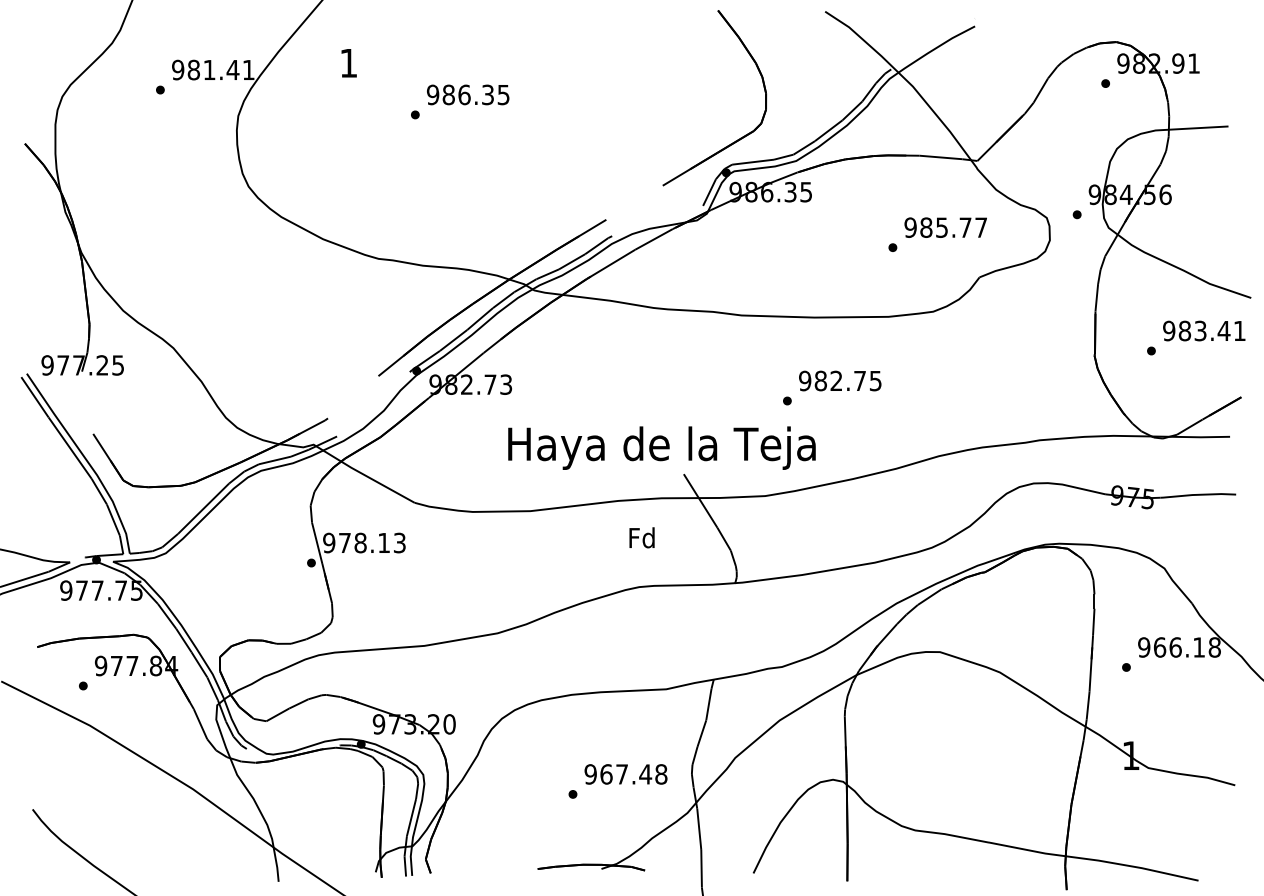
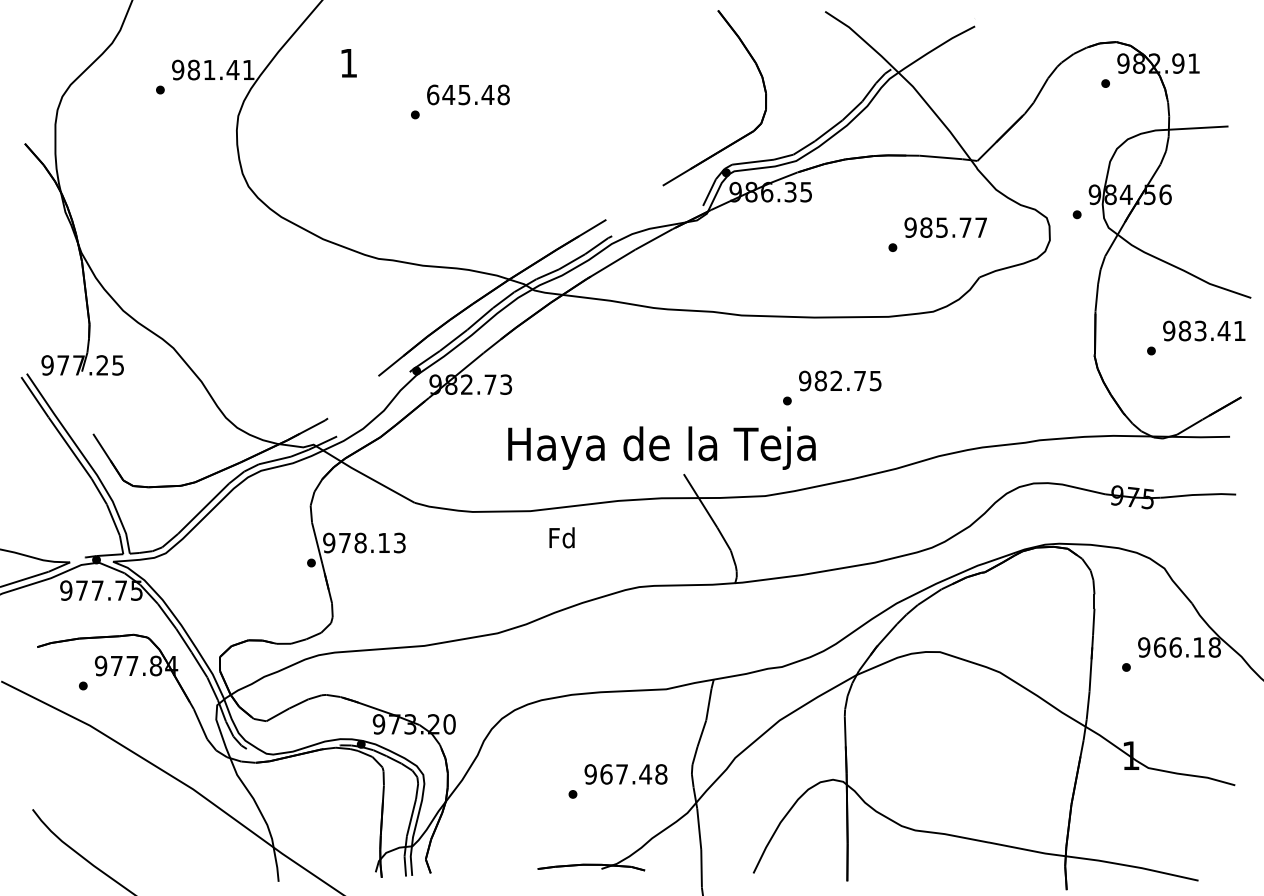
text: 986.35 -> 645.48 (467, 94)
text position: (641, 537) -> (561, 537) (561, 537)
